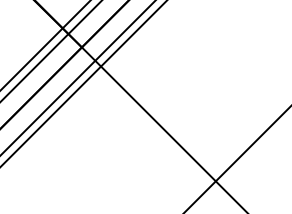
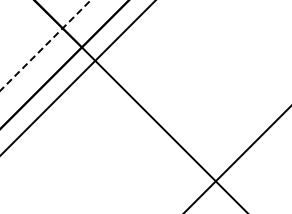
line: solid -> dashed (45, 45)
line: present -> none (51, 51)
line: present -> none (83, 83)
